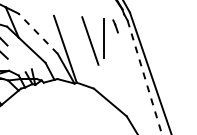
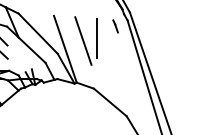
line: dashed -> solid (37, 33)
part position: (92, 40) -> (85, 40) (85, 40)
line: dashed -> solid (144, 77)
